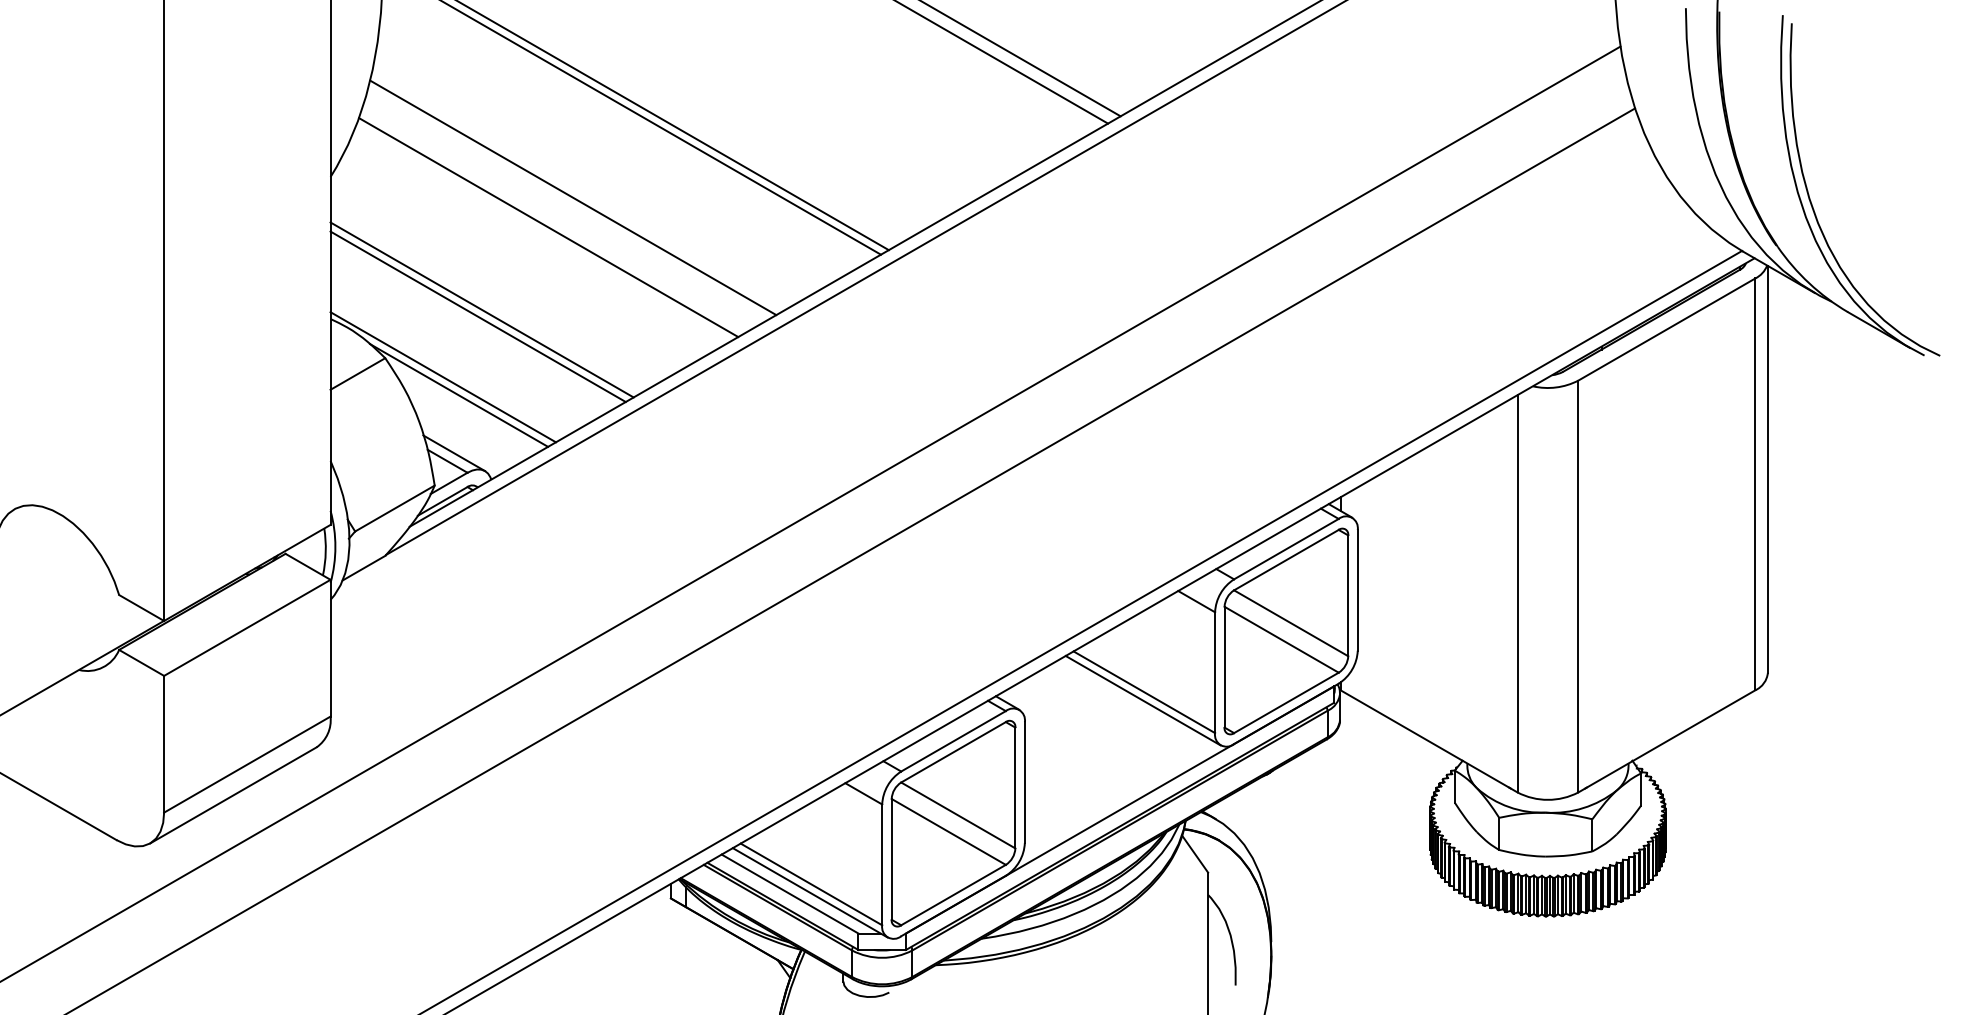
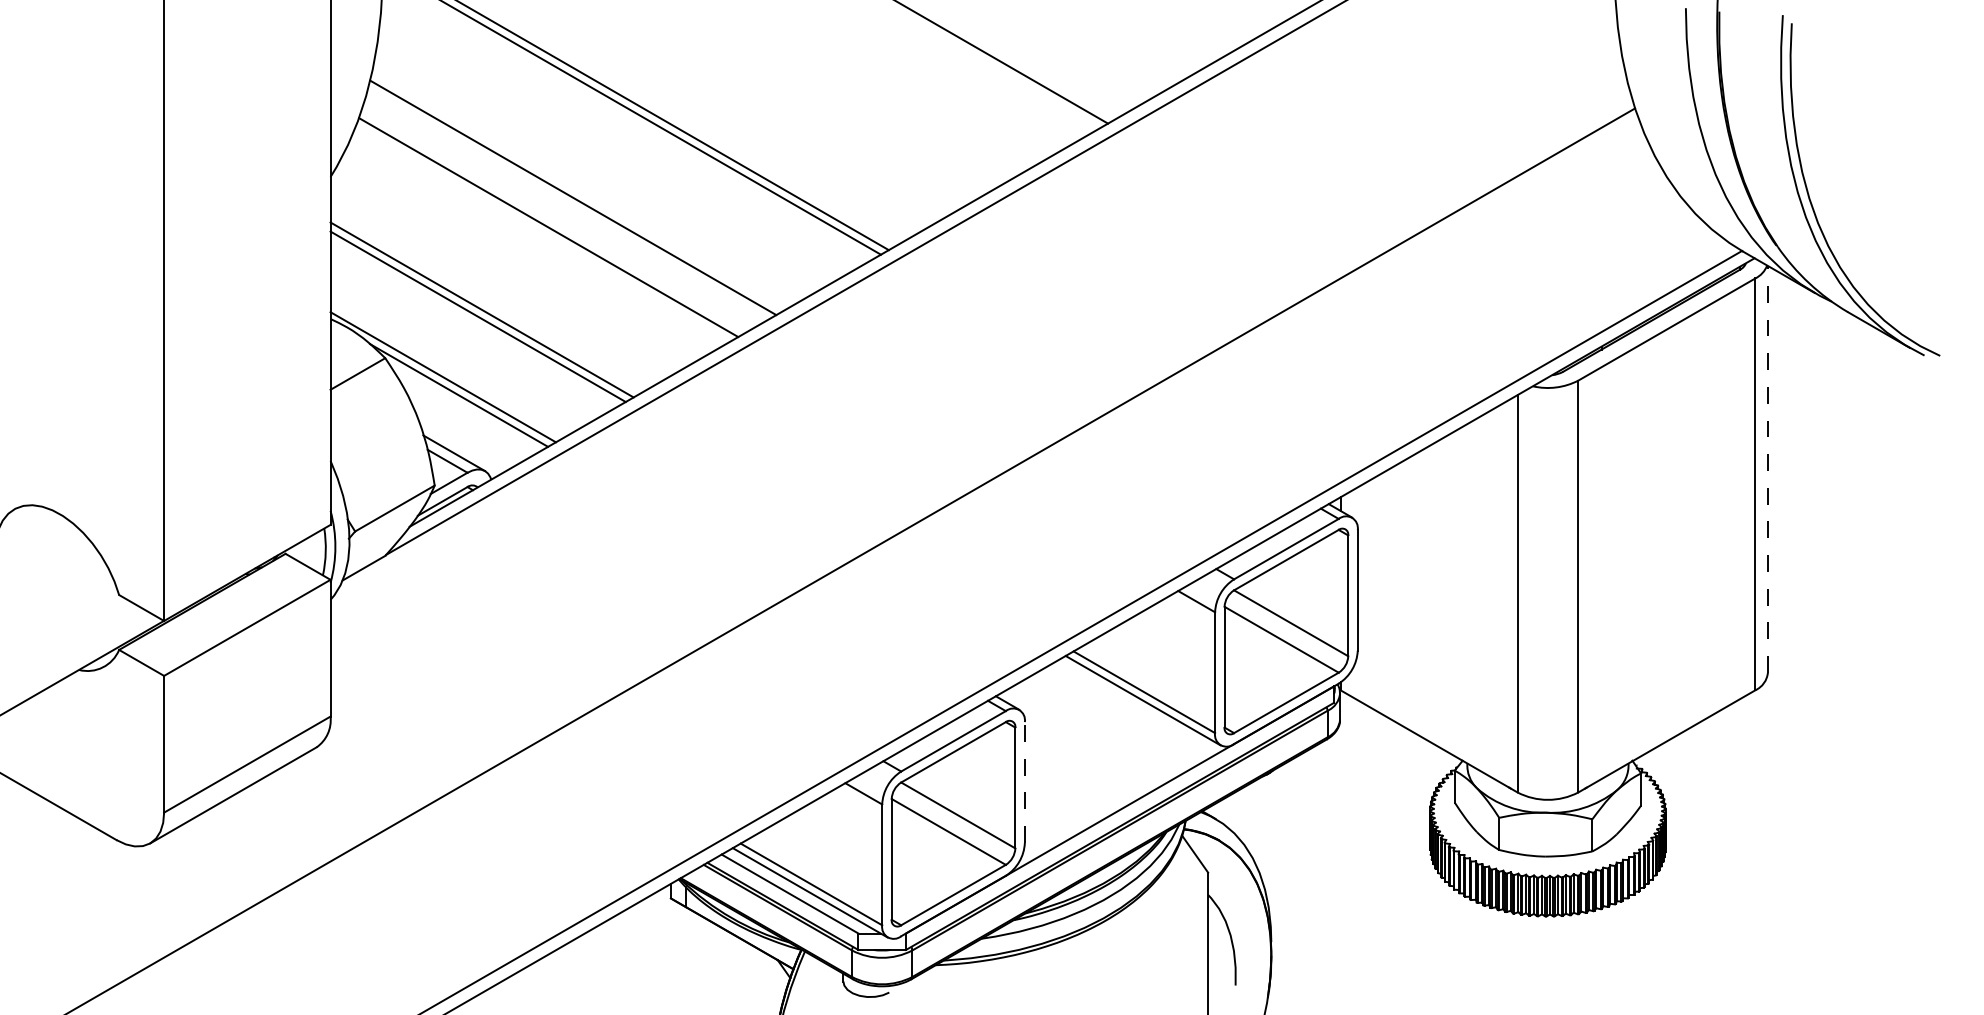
line: present -> none (1021, 59)
line: solid -> dashed (1767, 468)
line: present -> none (811, 513)
line: solid -> dashed (1024, 782)
